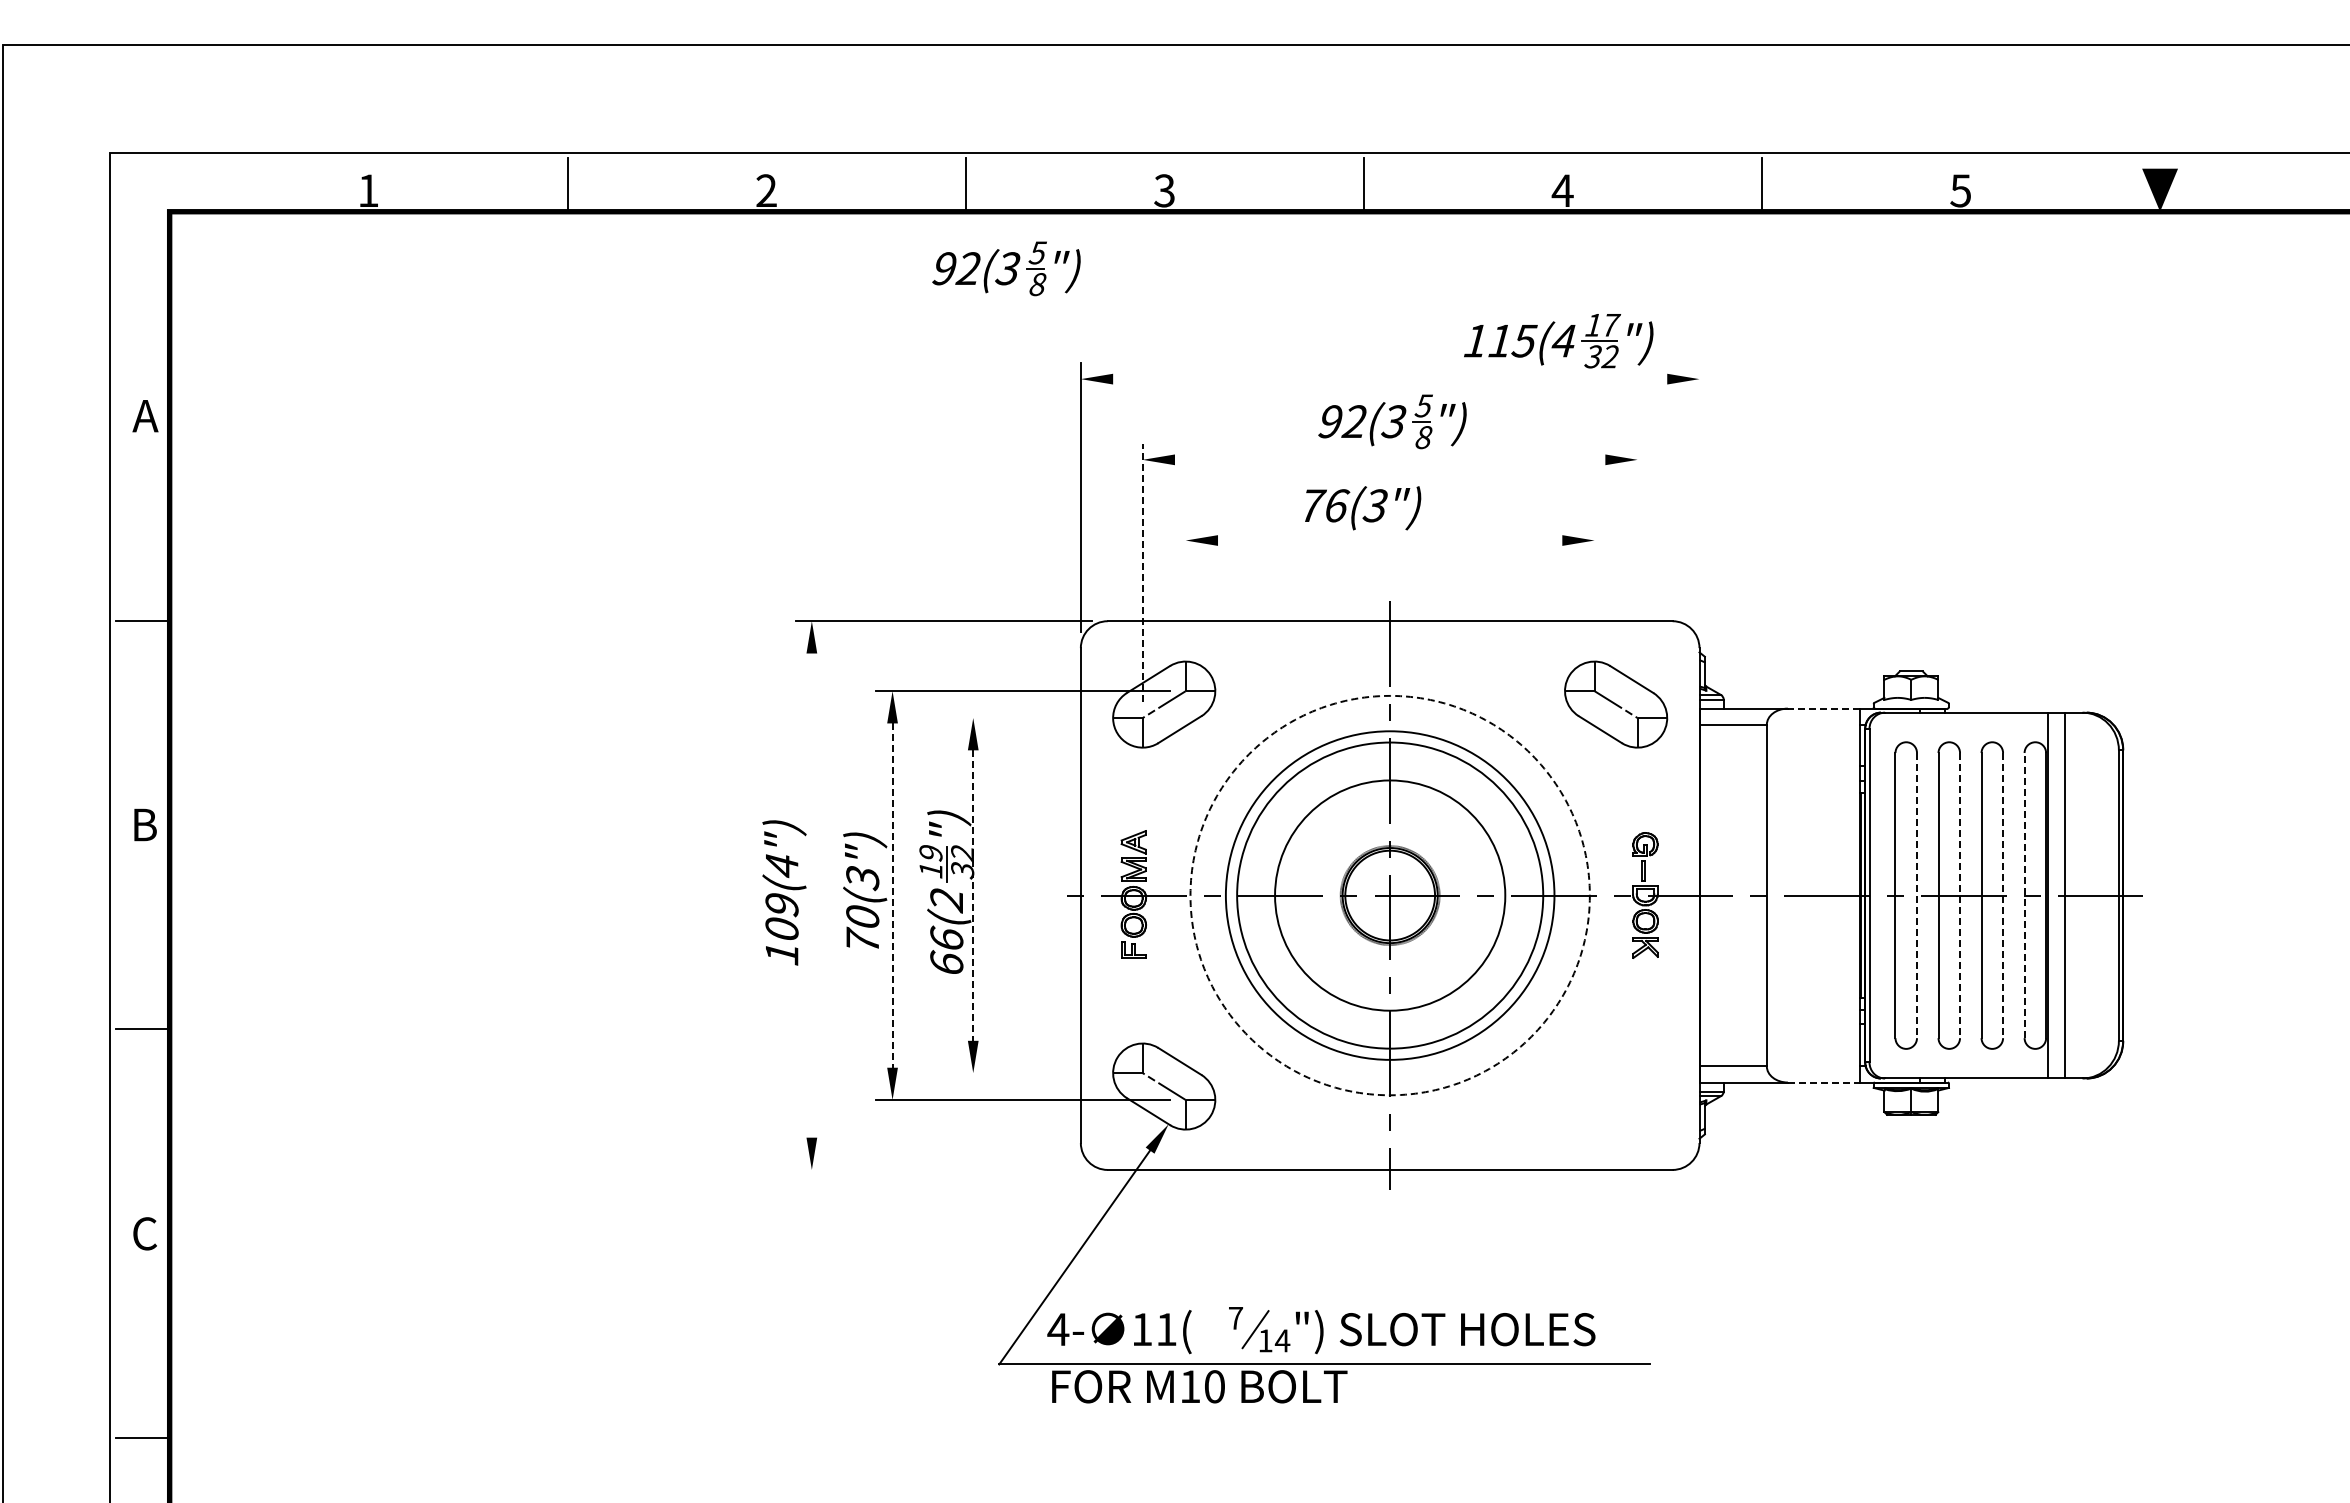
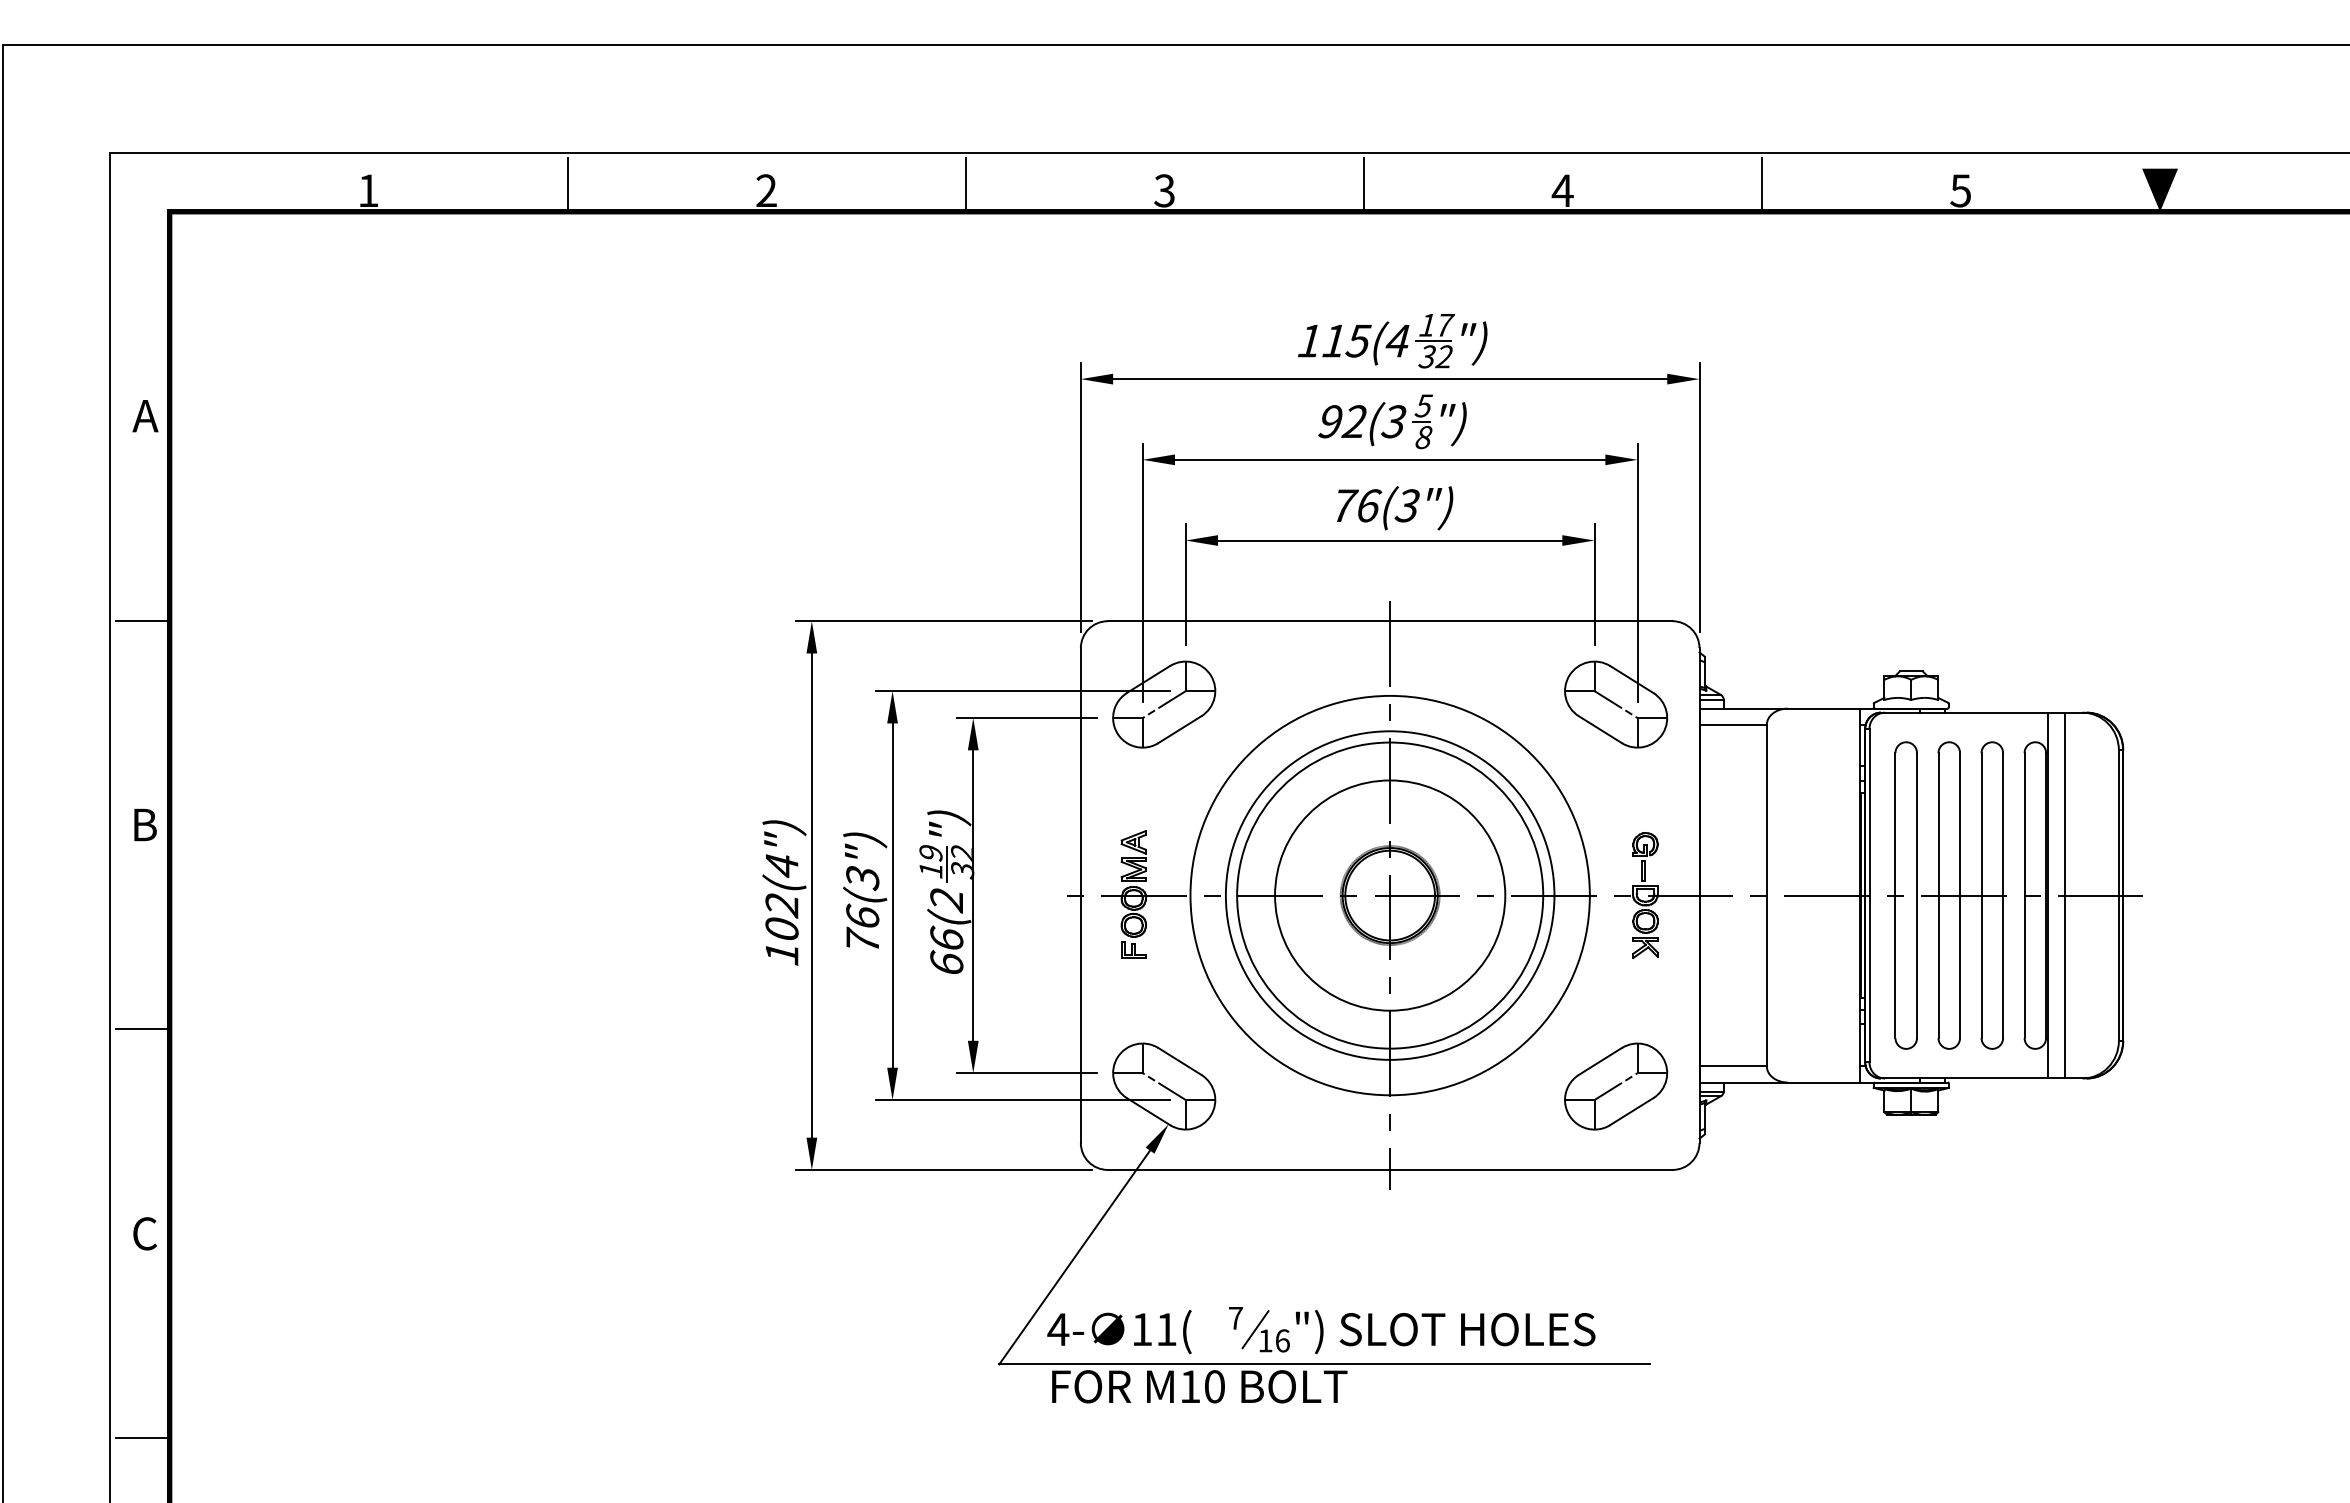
part: present -> none (1006, 268)
part position: (1558, 341) -> (1392, 341) (1392, 341)
line: none -> present (1390, 379)
line: none -> present (1389, 459)
line: none -> present (1699, 497)
text position: (1363, 508) -> (1395, 508) (1395, 508)
line: none -> present (1390, 540)
line: dashed -> solid (1142, 572)
line: none -> present (1637, 572)
line: none -> present (1185, 584)
line: none -> present (1594, 584)
line: dashed -> solid (1823, 708)
line: none -> present (1026, 718)
line: none -> present (811, 895)
circle: dashed -> solid (1389, 895)
line: dashed -> solid (1917, 895)
line: dashed -> solid (1960, 895)
line: dashed -> solid (2003, 895)
line: dashed -> solid (2024, 895)
line: dashed -> solid (892, 896)
line: dashed -> solid (973, 896)
text: 109(4") -> 102(4") (782, 905)
text: 70(3") -> 76(3") (862, 915)
line: none -> present (1026, 1073)
line: dashed -> solid (1824, 1082)
part: none -> present (1616, 1086)
line: none -> present (943, 1169)
text: 14 -> 16 (1282, 1340)
